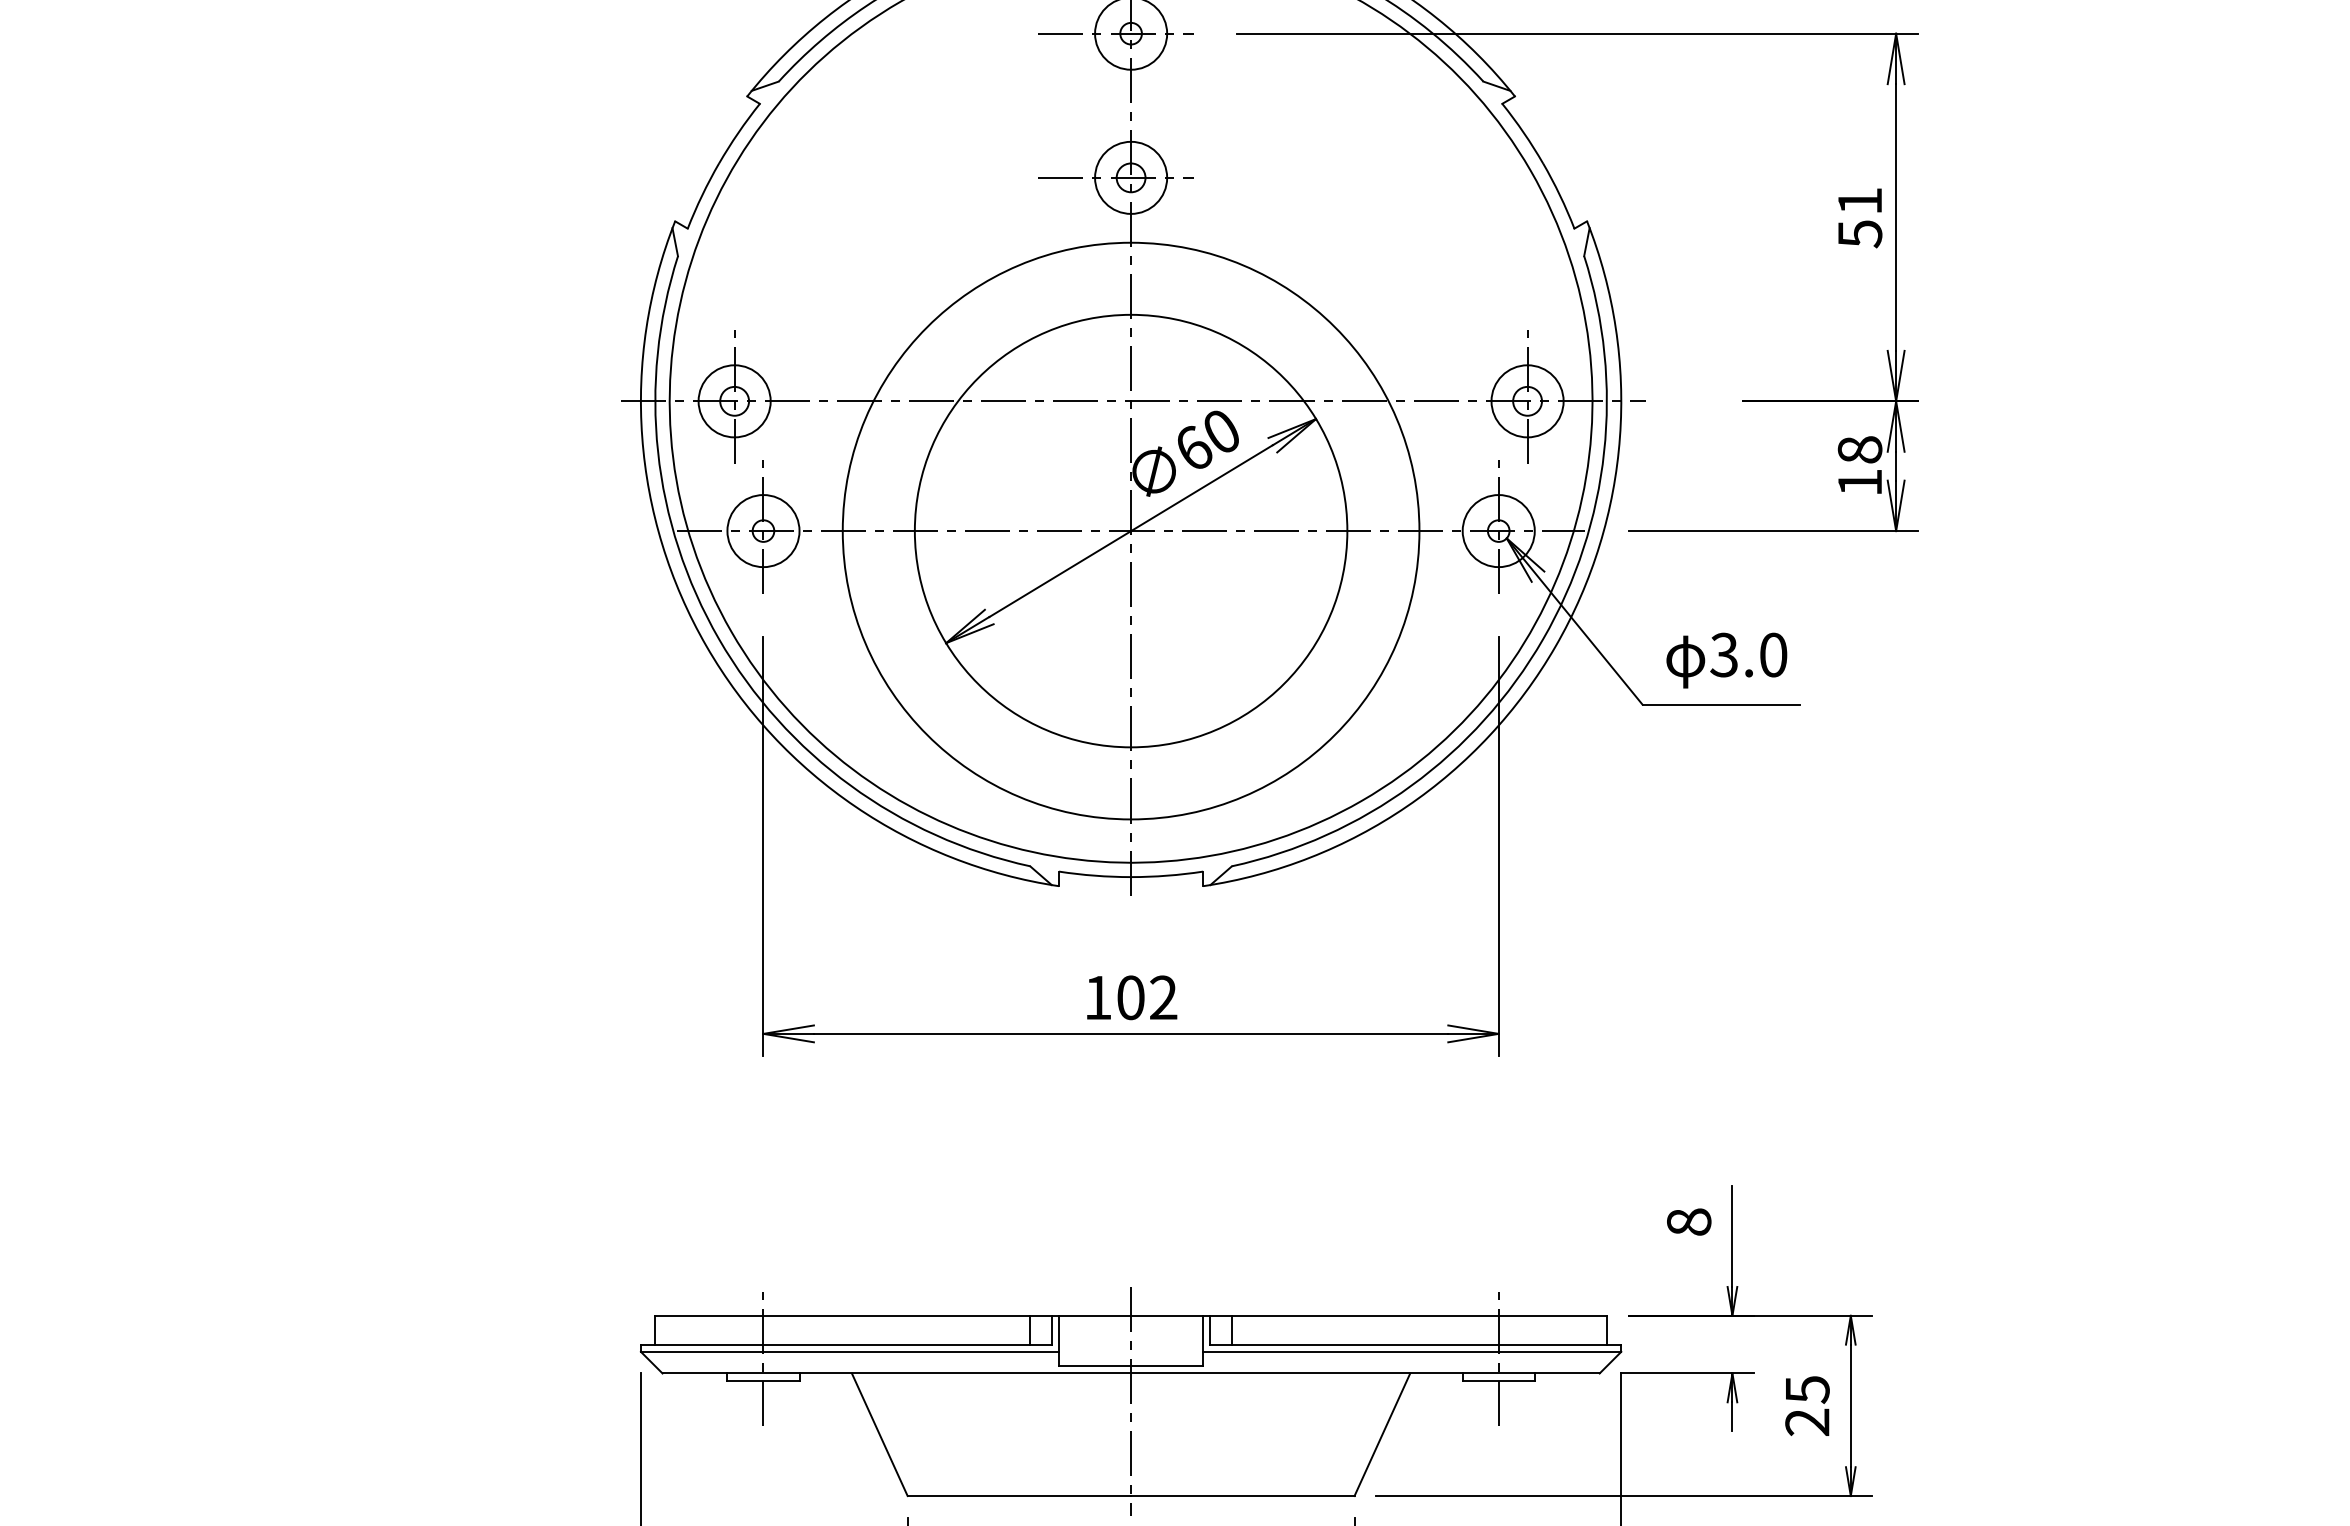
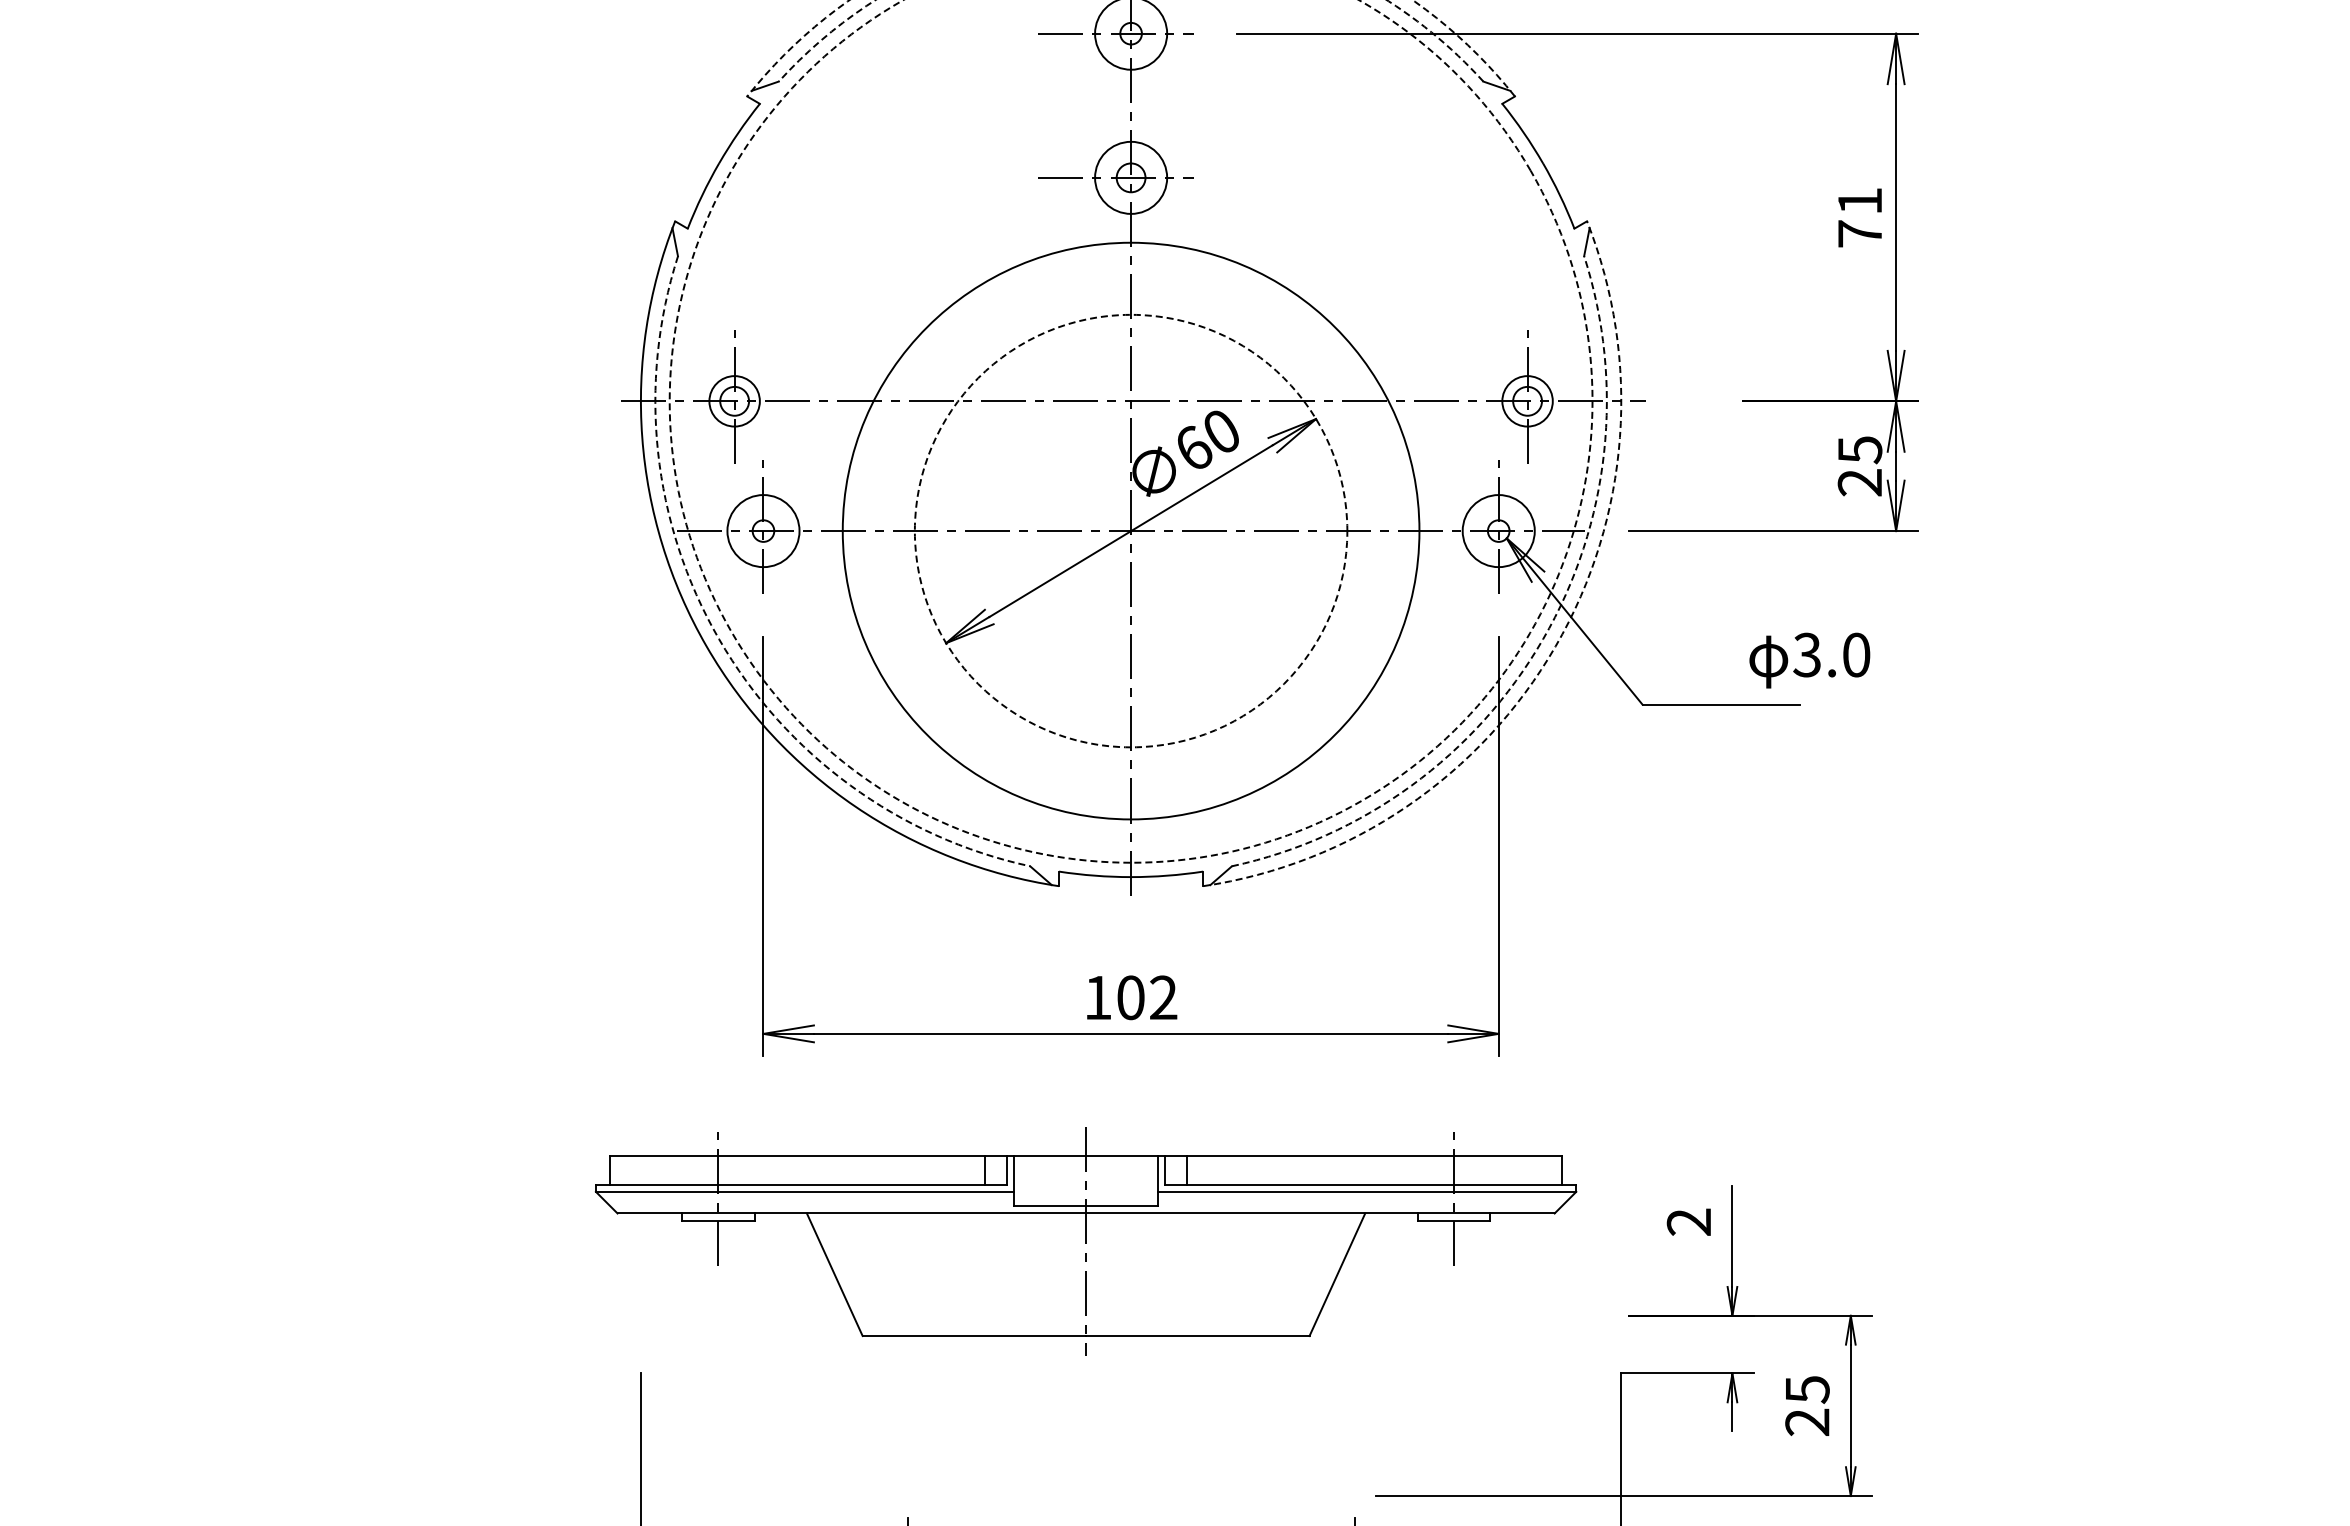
arc: solid -> dashed (849, 0)
arc: solid -> dashed (824, 37)
arc: solid -> dashed (1437, 37)
text: 51 -> 71 (1860, 234)
circle diameter: 72 px -> 50 px (734, 401)
circle diameter: 72 px -> 50 px (1527, 401)
text: 18 -> 25 (1859, 466)
arc: solid -> dashed (914, 531)
arc: solid -> dashed (719, 639)
arc: solid -> dashed (1543, 639)
arc: solid -> dashed (1555, 646)
text position: (1726, 660) -> (1809, 660) (1809, 660)
arc: solid -> dashed (898, 799)
text: 8 -> 2 (1688, 1221)
part position: (1130, 1401) -> (1085, 1241) (1085, 1241)
